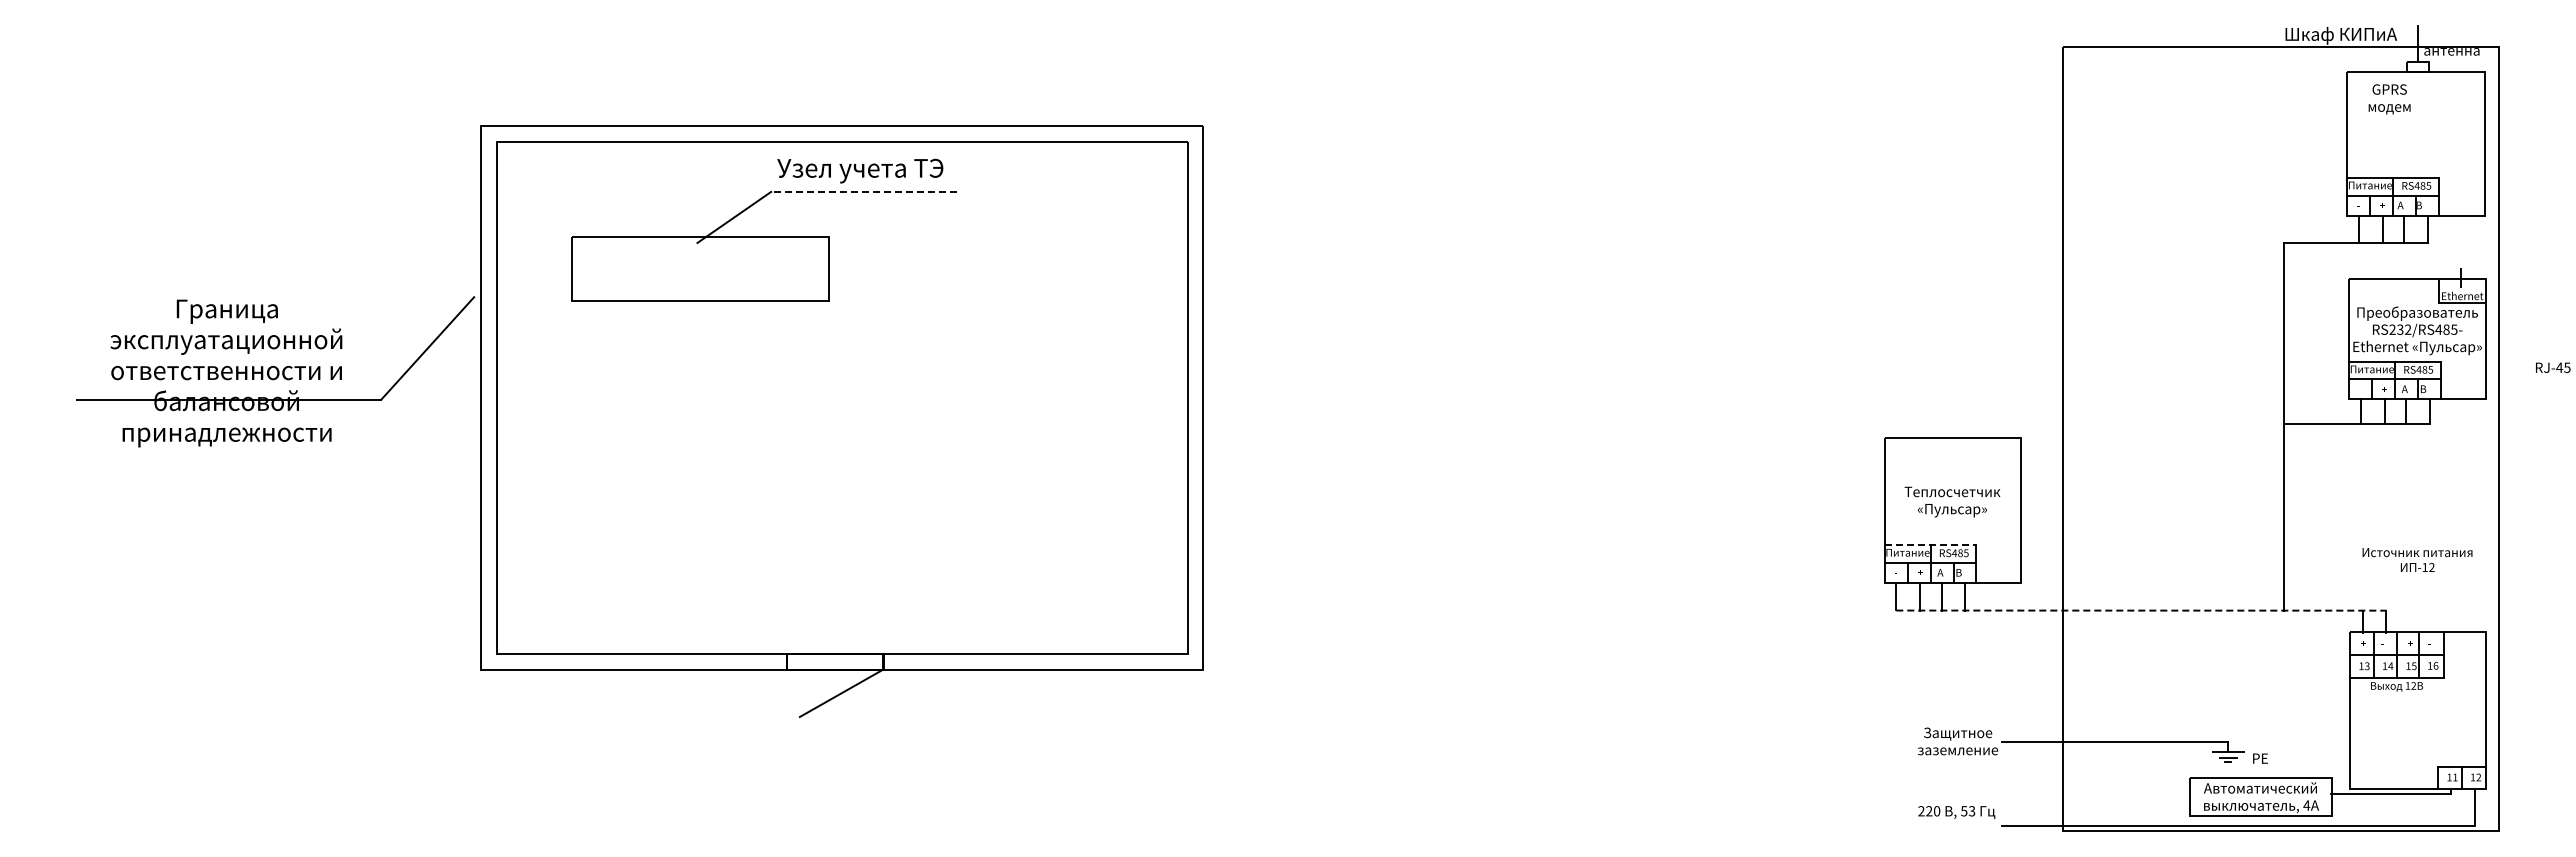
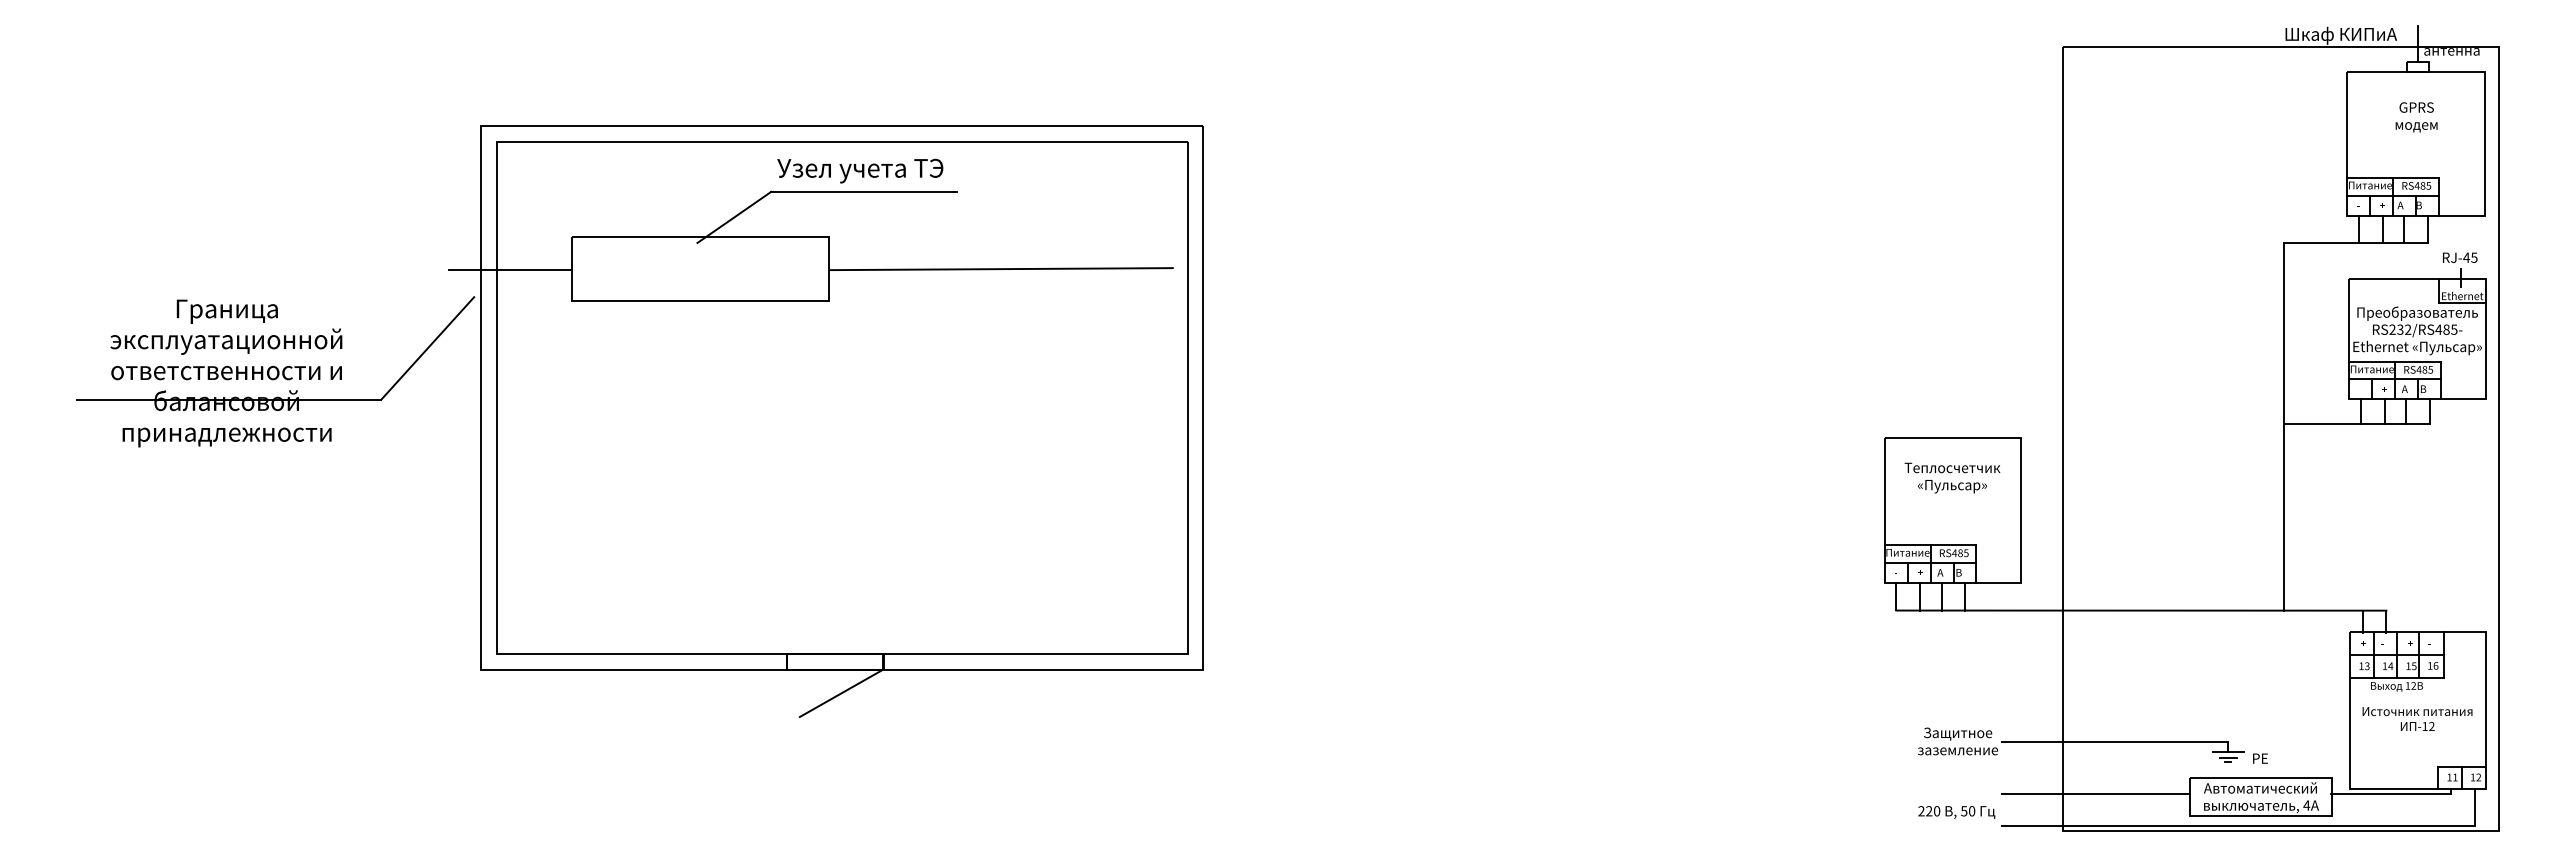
text position: (2389, 99) -> (2416, 117) (2416, 117)
line: dashed -> solid (863, 191)
line: none -> present (1001, 269)
line: none -> present (510, 270)
text position: (2553, 367) -> (2460, 257) (2460, 257)
text position: (1952, 501) -> (1952, 477) (1952, 477)
line: dashed -> solid (1930, 545)
text position: (2417, 559) -> (2417, 718) (2417, 718)
line: dashed -> solid (2141, 610)
line: none -> present (2095, 793)
text: 53 -> 50 (1971, 811)
